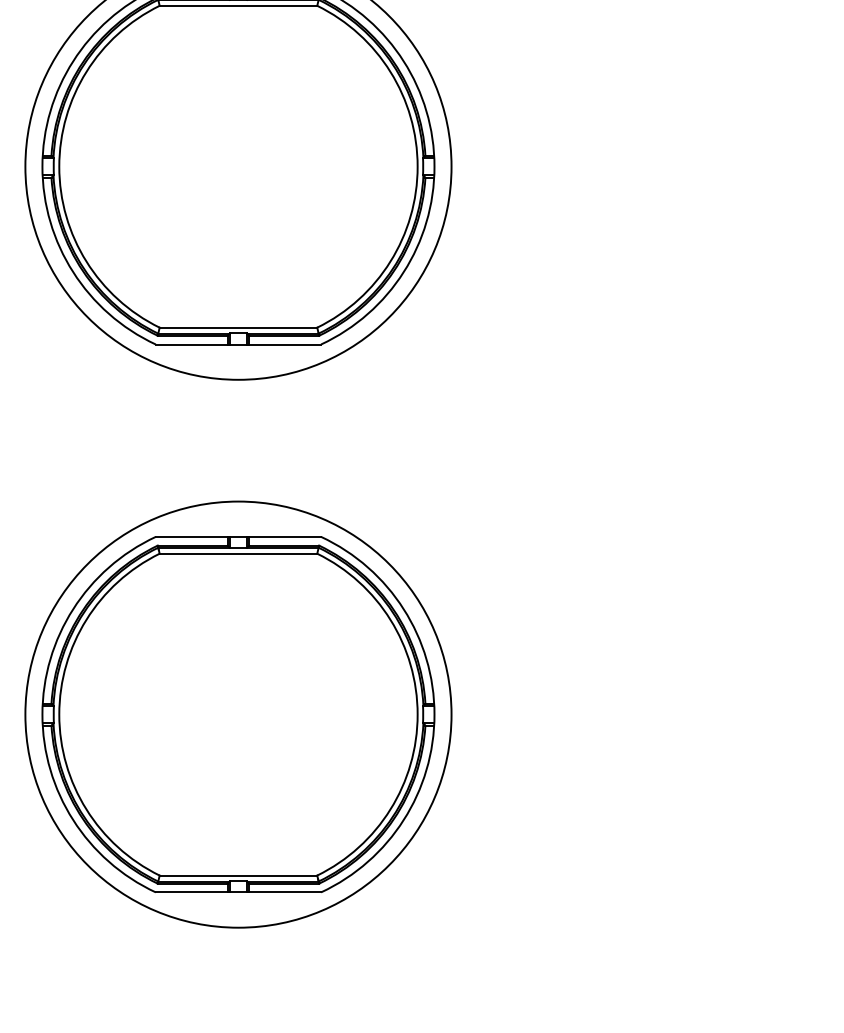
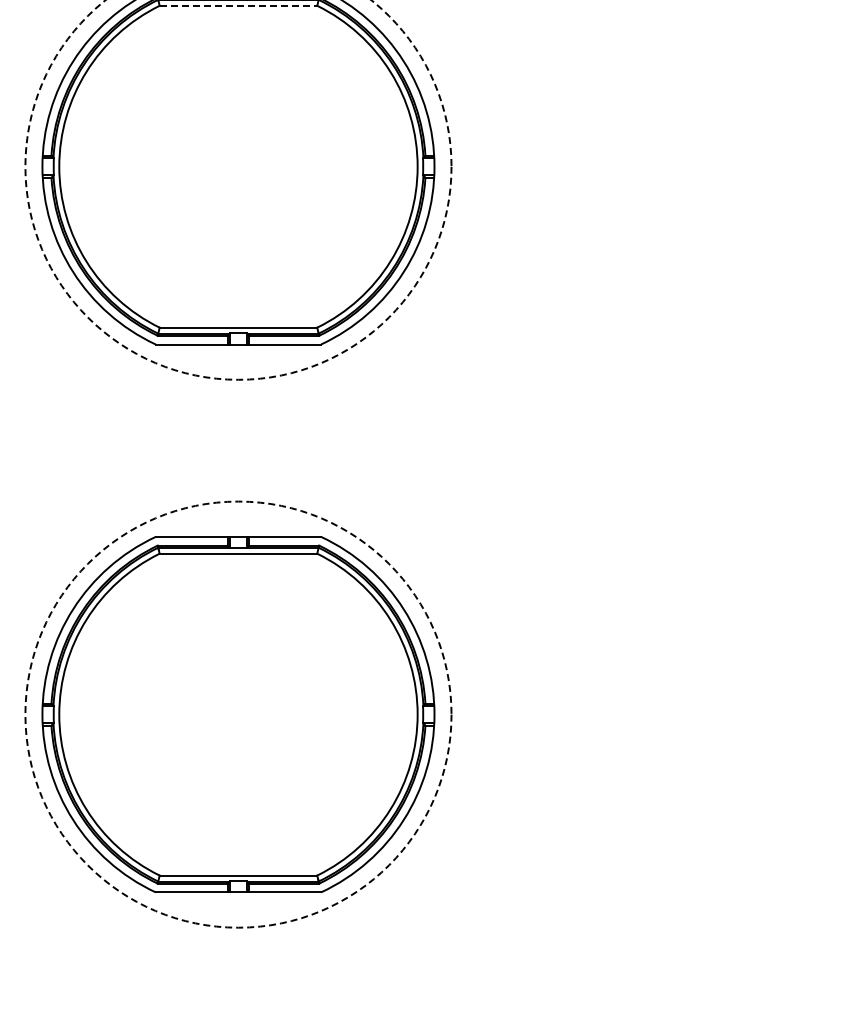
line: solid -> dashed (238, 5)
circle: solid -> dashed (238, 189)
circle: solid -> dashed (238, 714)
